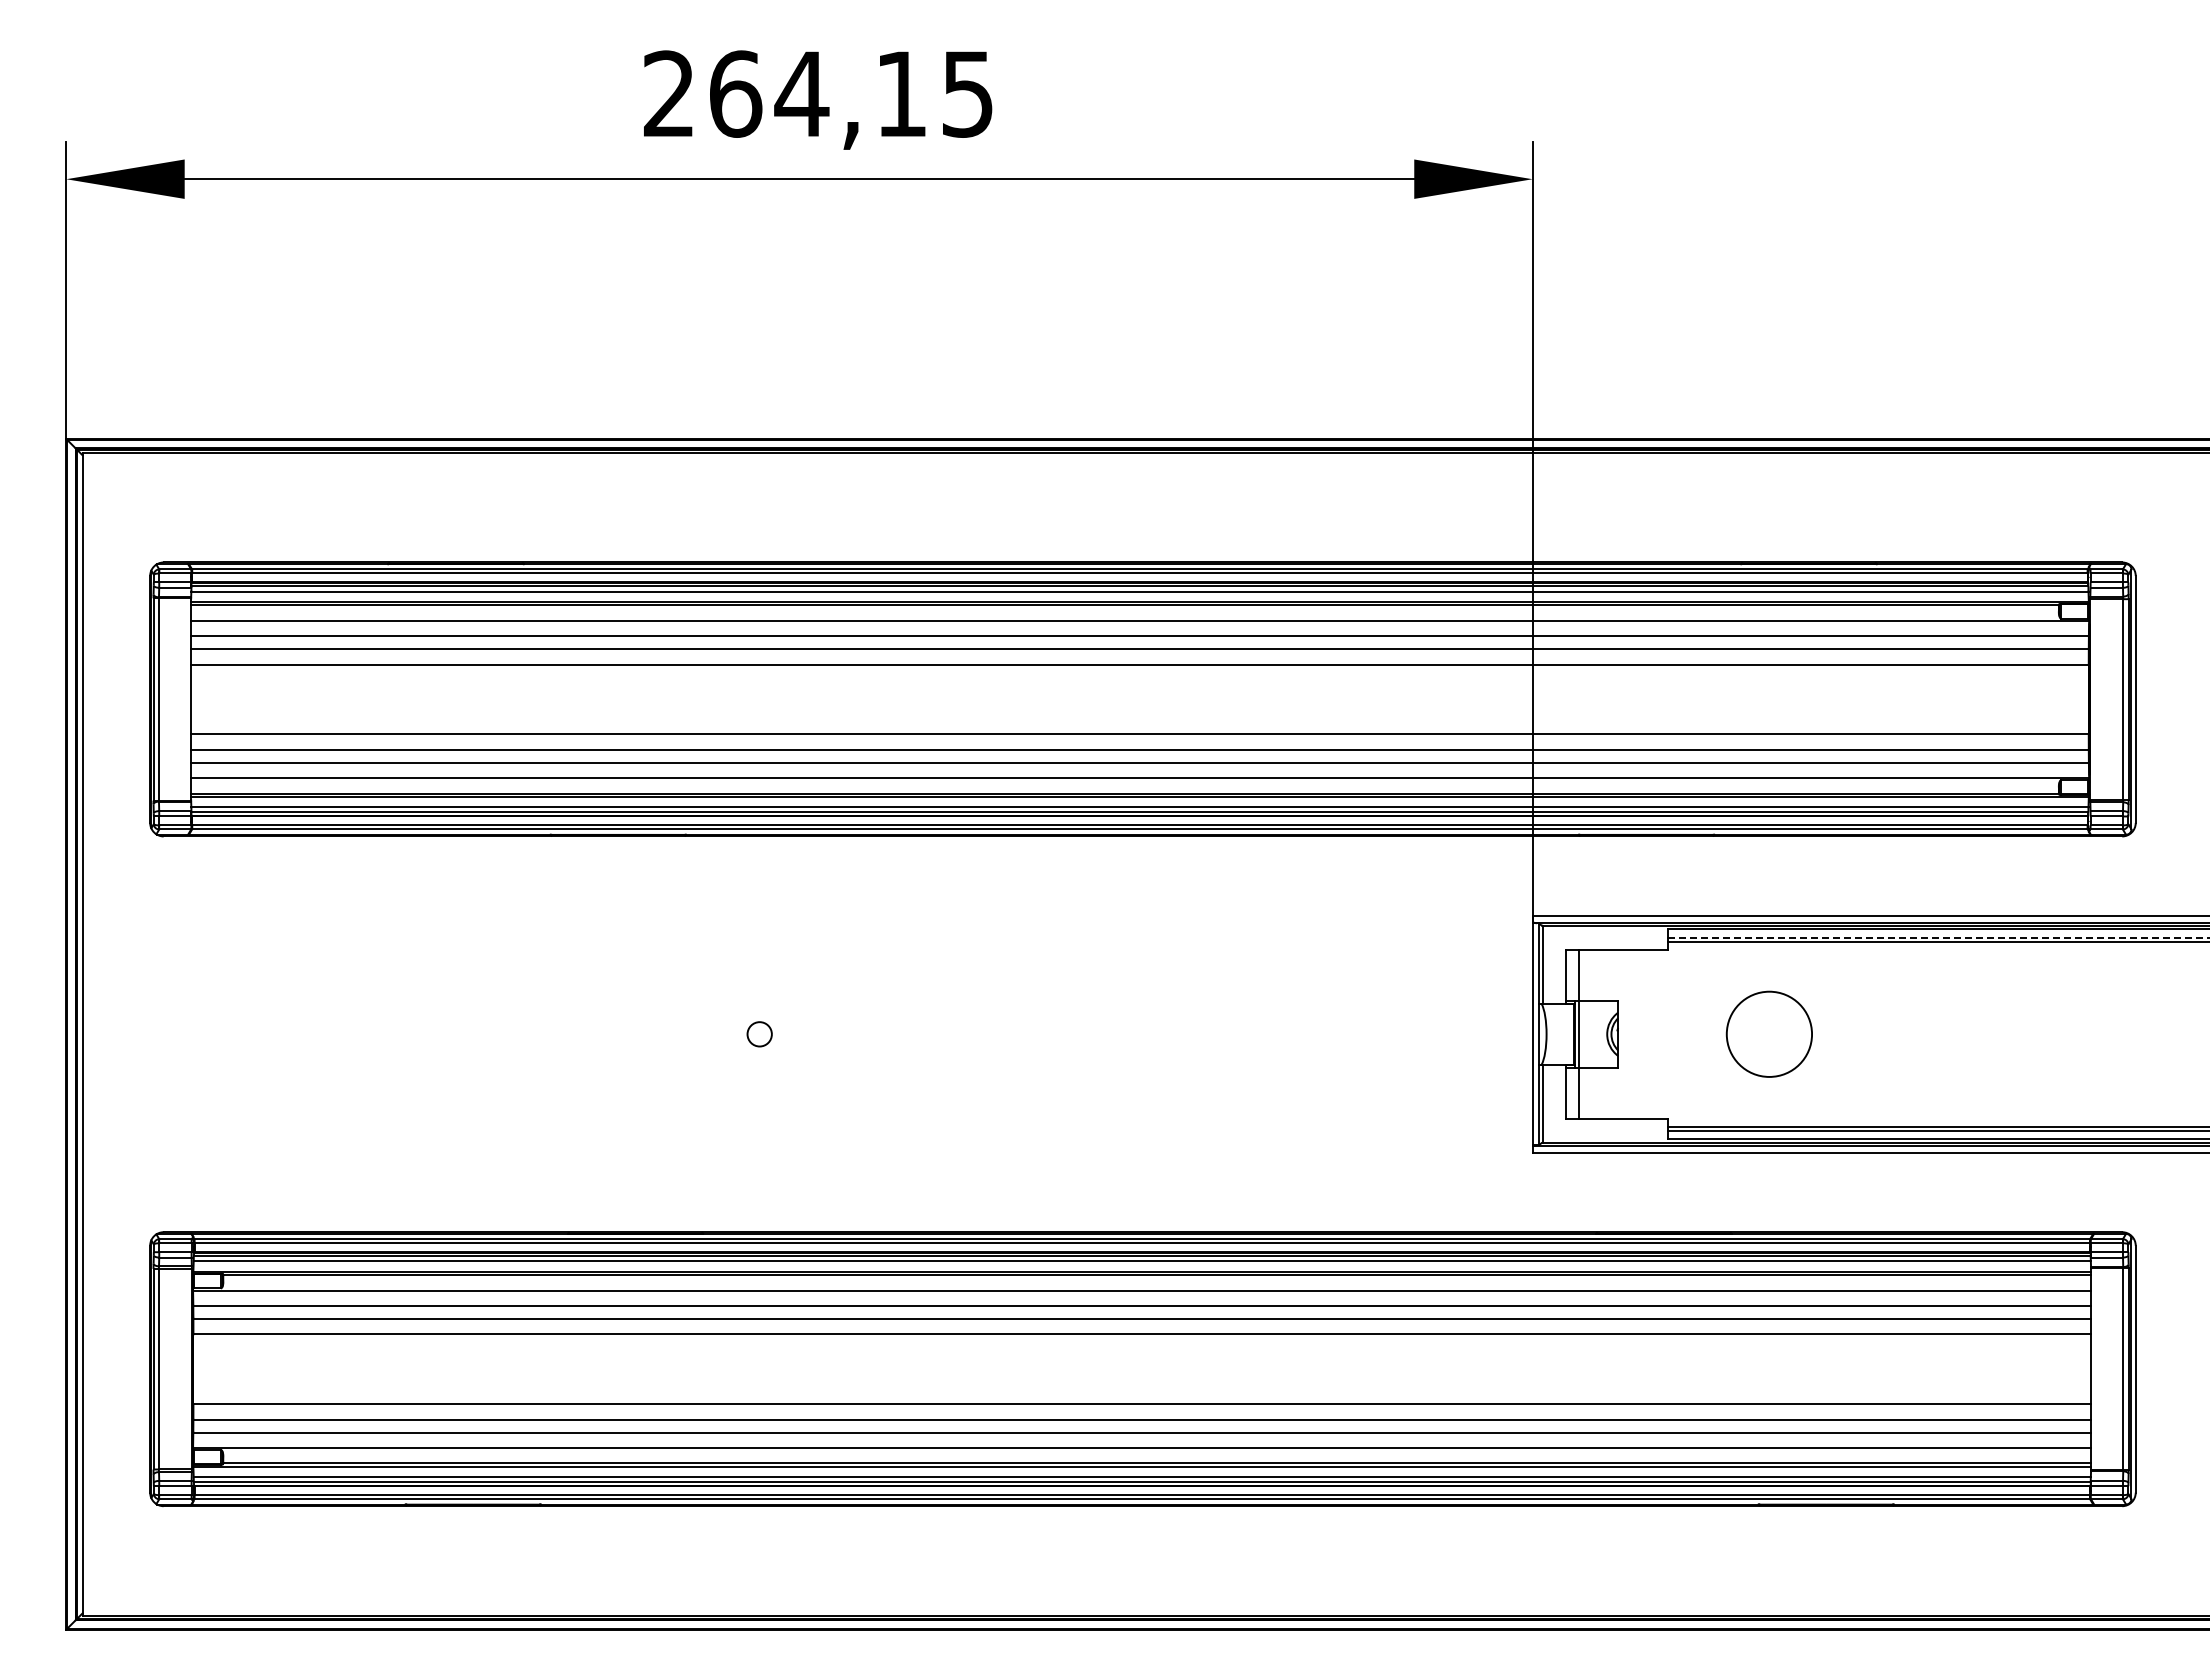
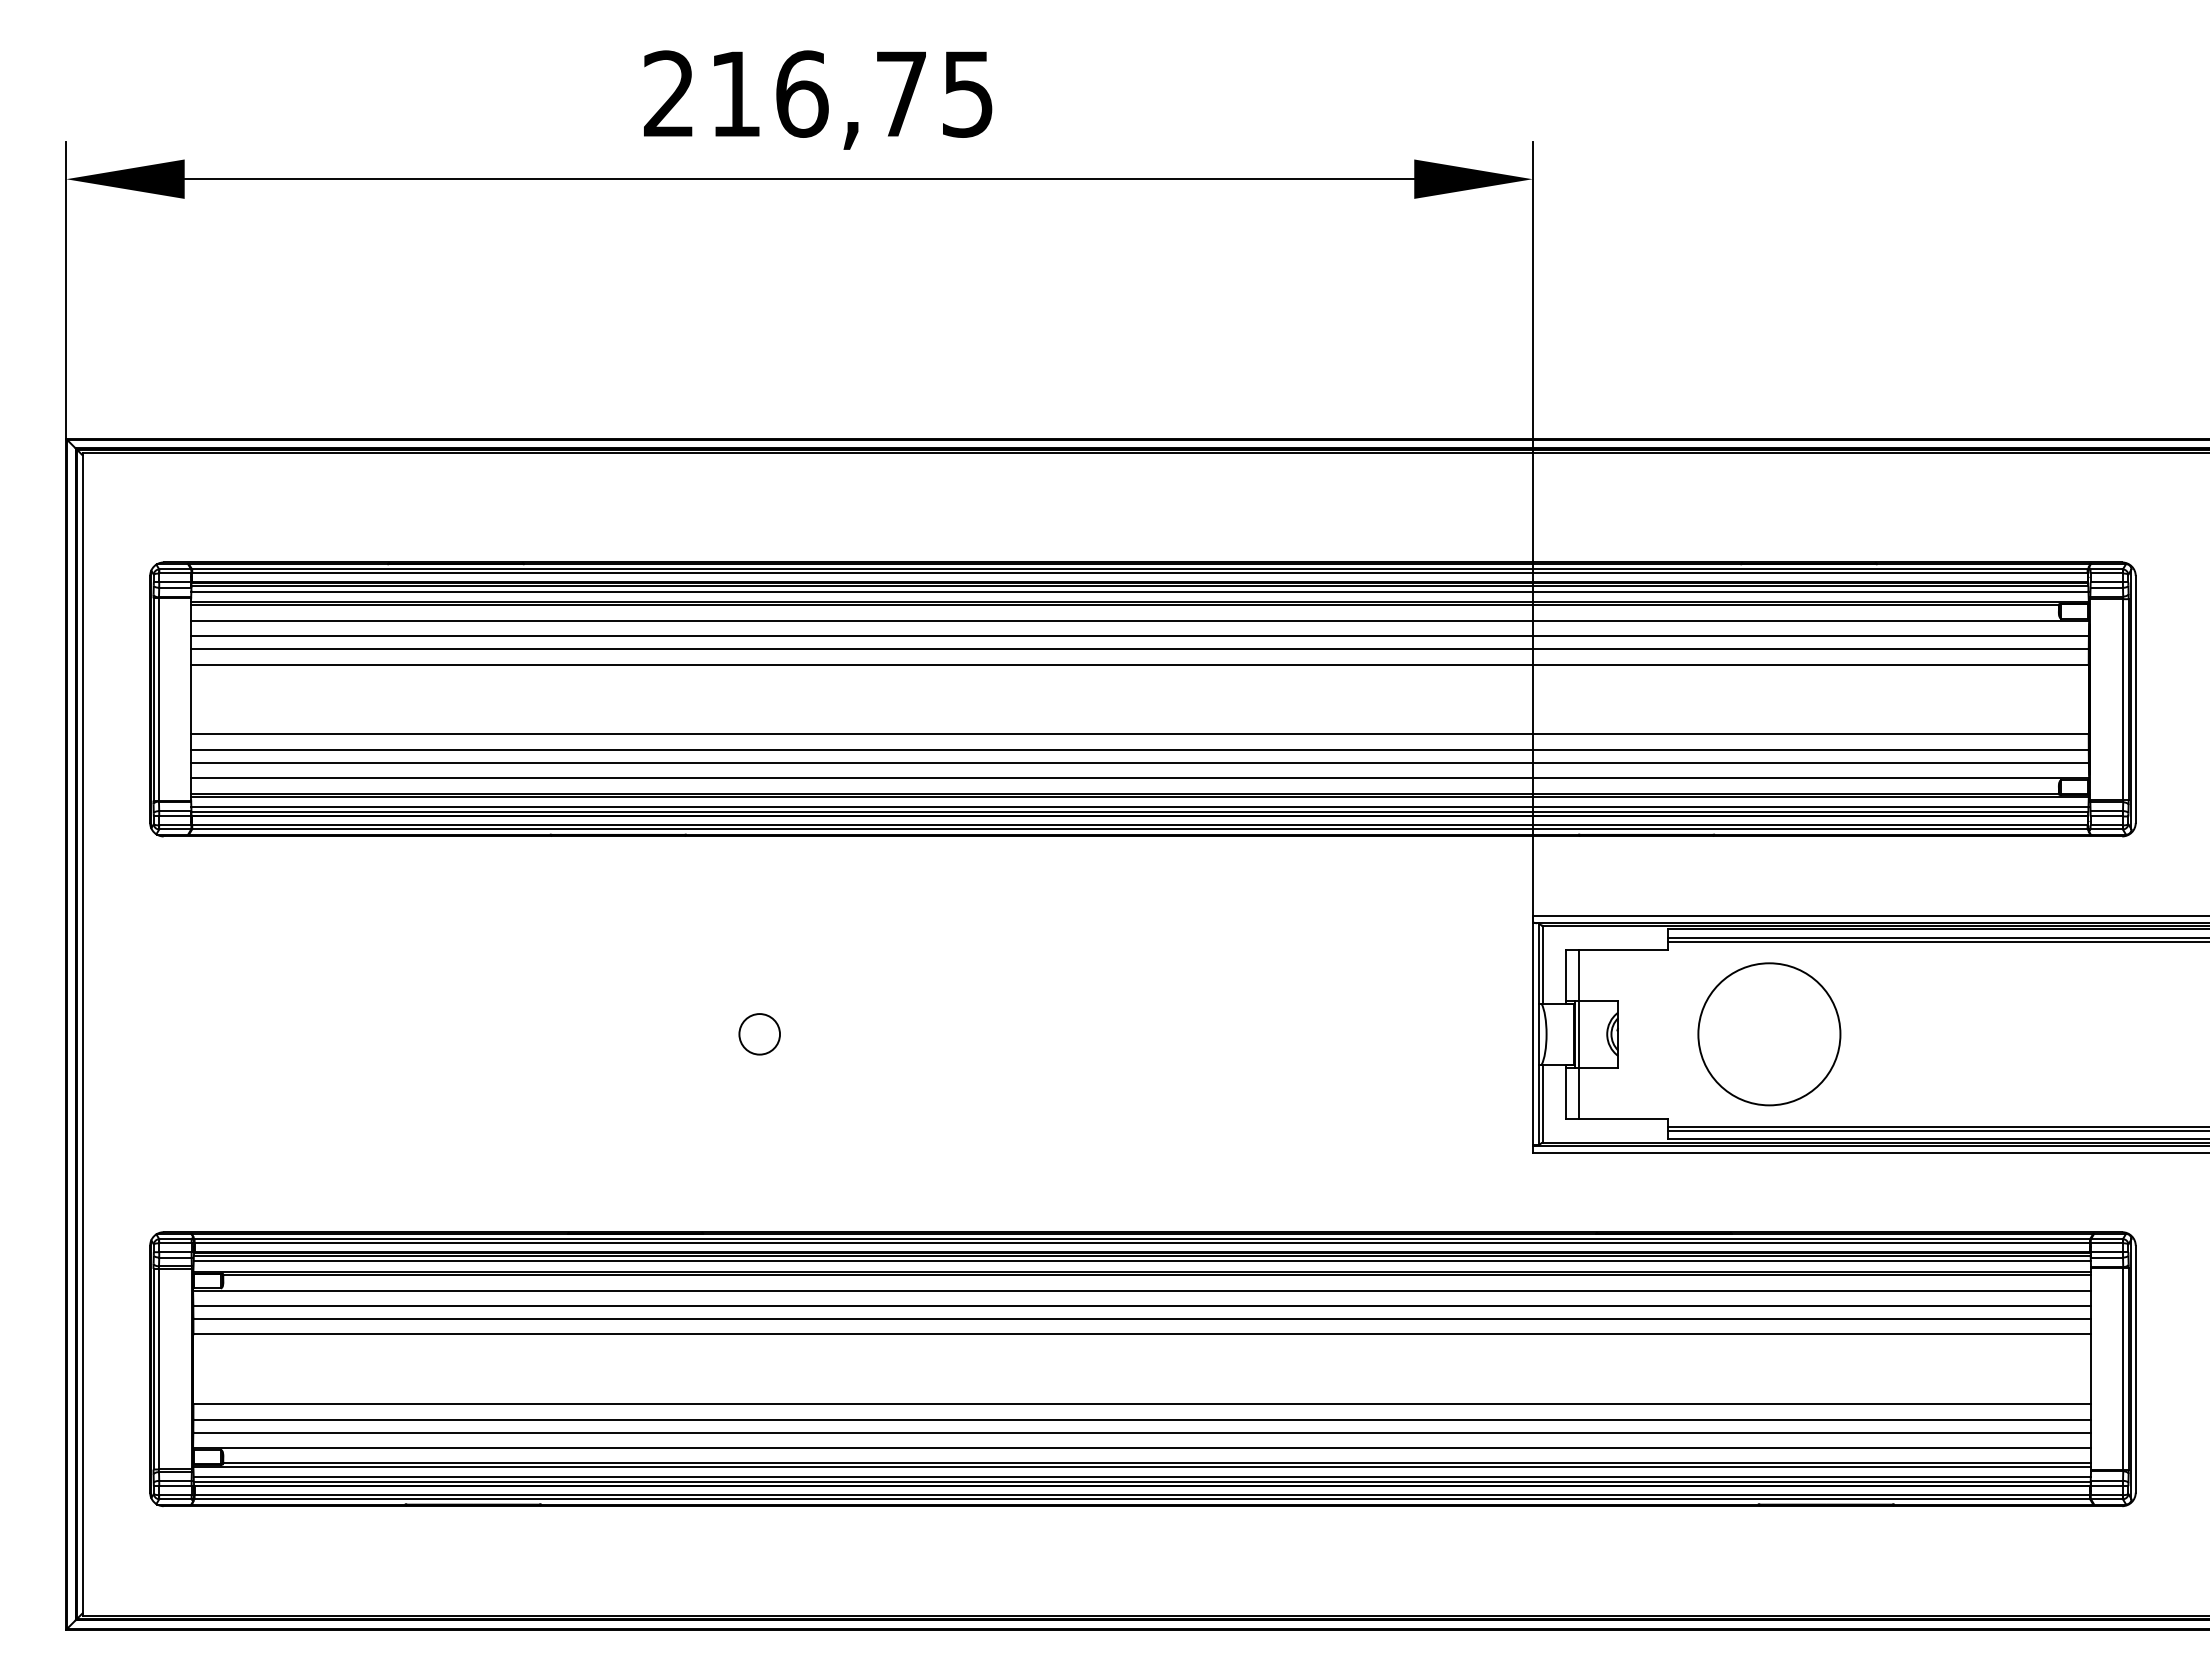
text: 264,15 -> 216,75 (817, 93)
line: dashed -> solid (1938, 937)
circle diameter: 85 px -> 142 px (1769, 1034)
circle diameter: 24 px -> 41 px (759, 1034)
